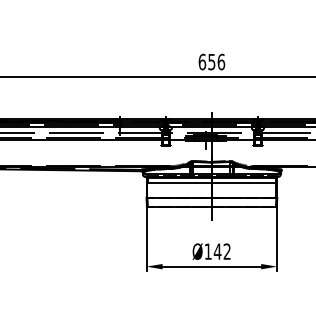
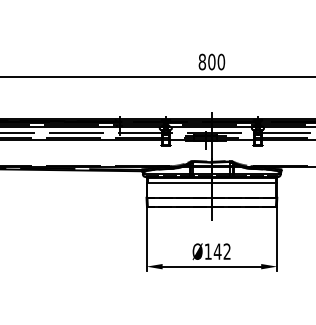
text: 656 -> 800 (211, 61)
